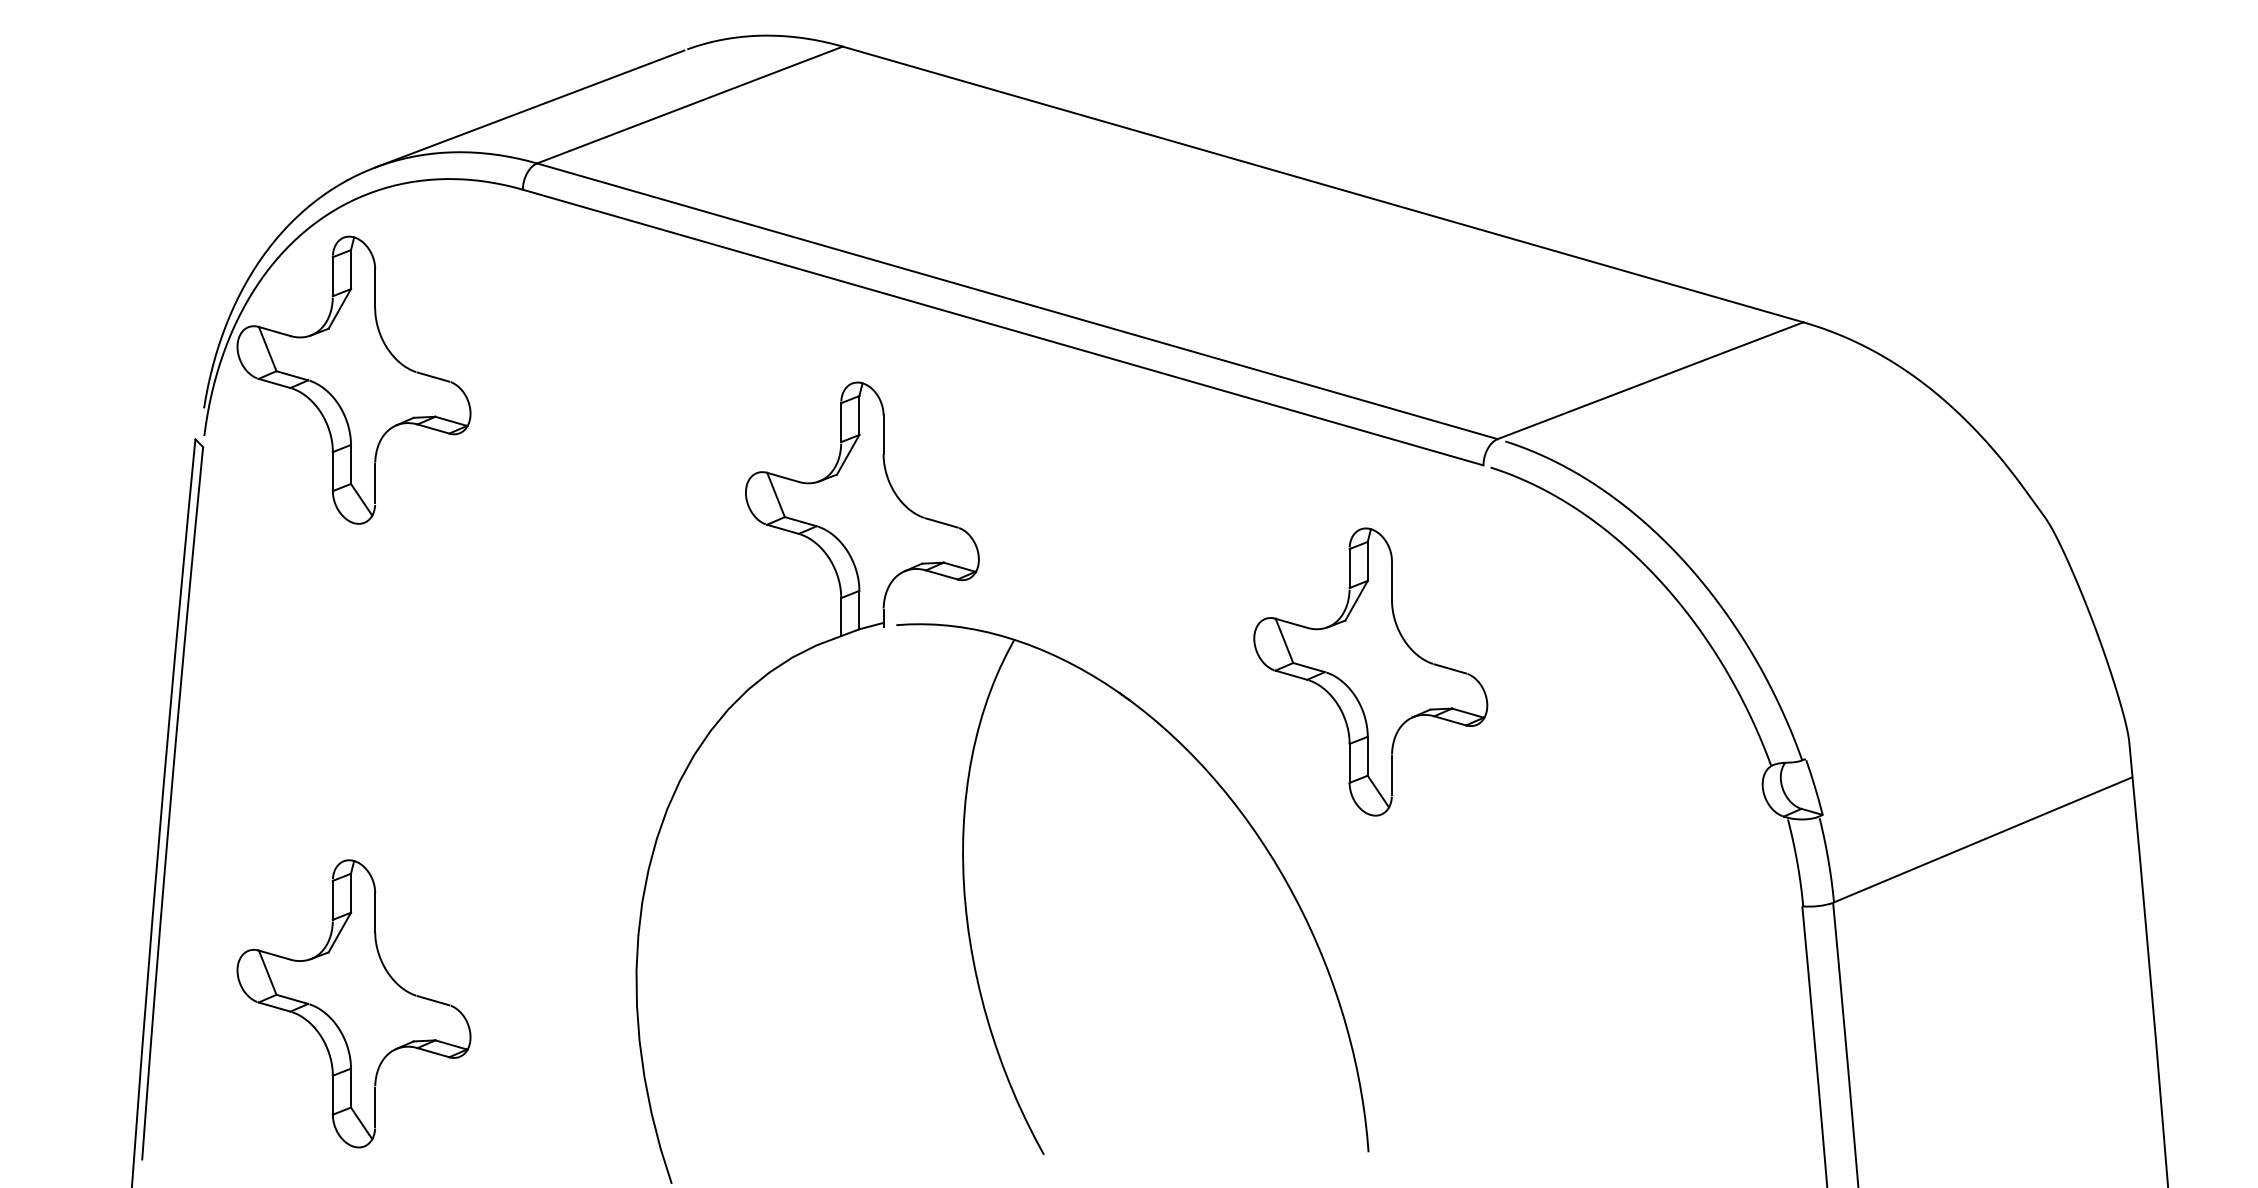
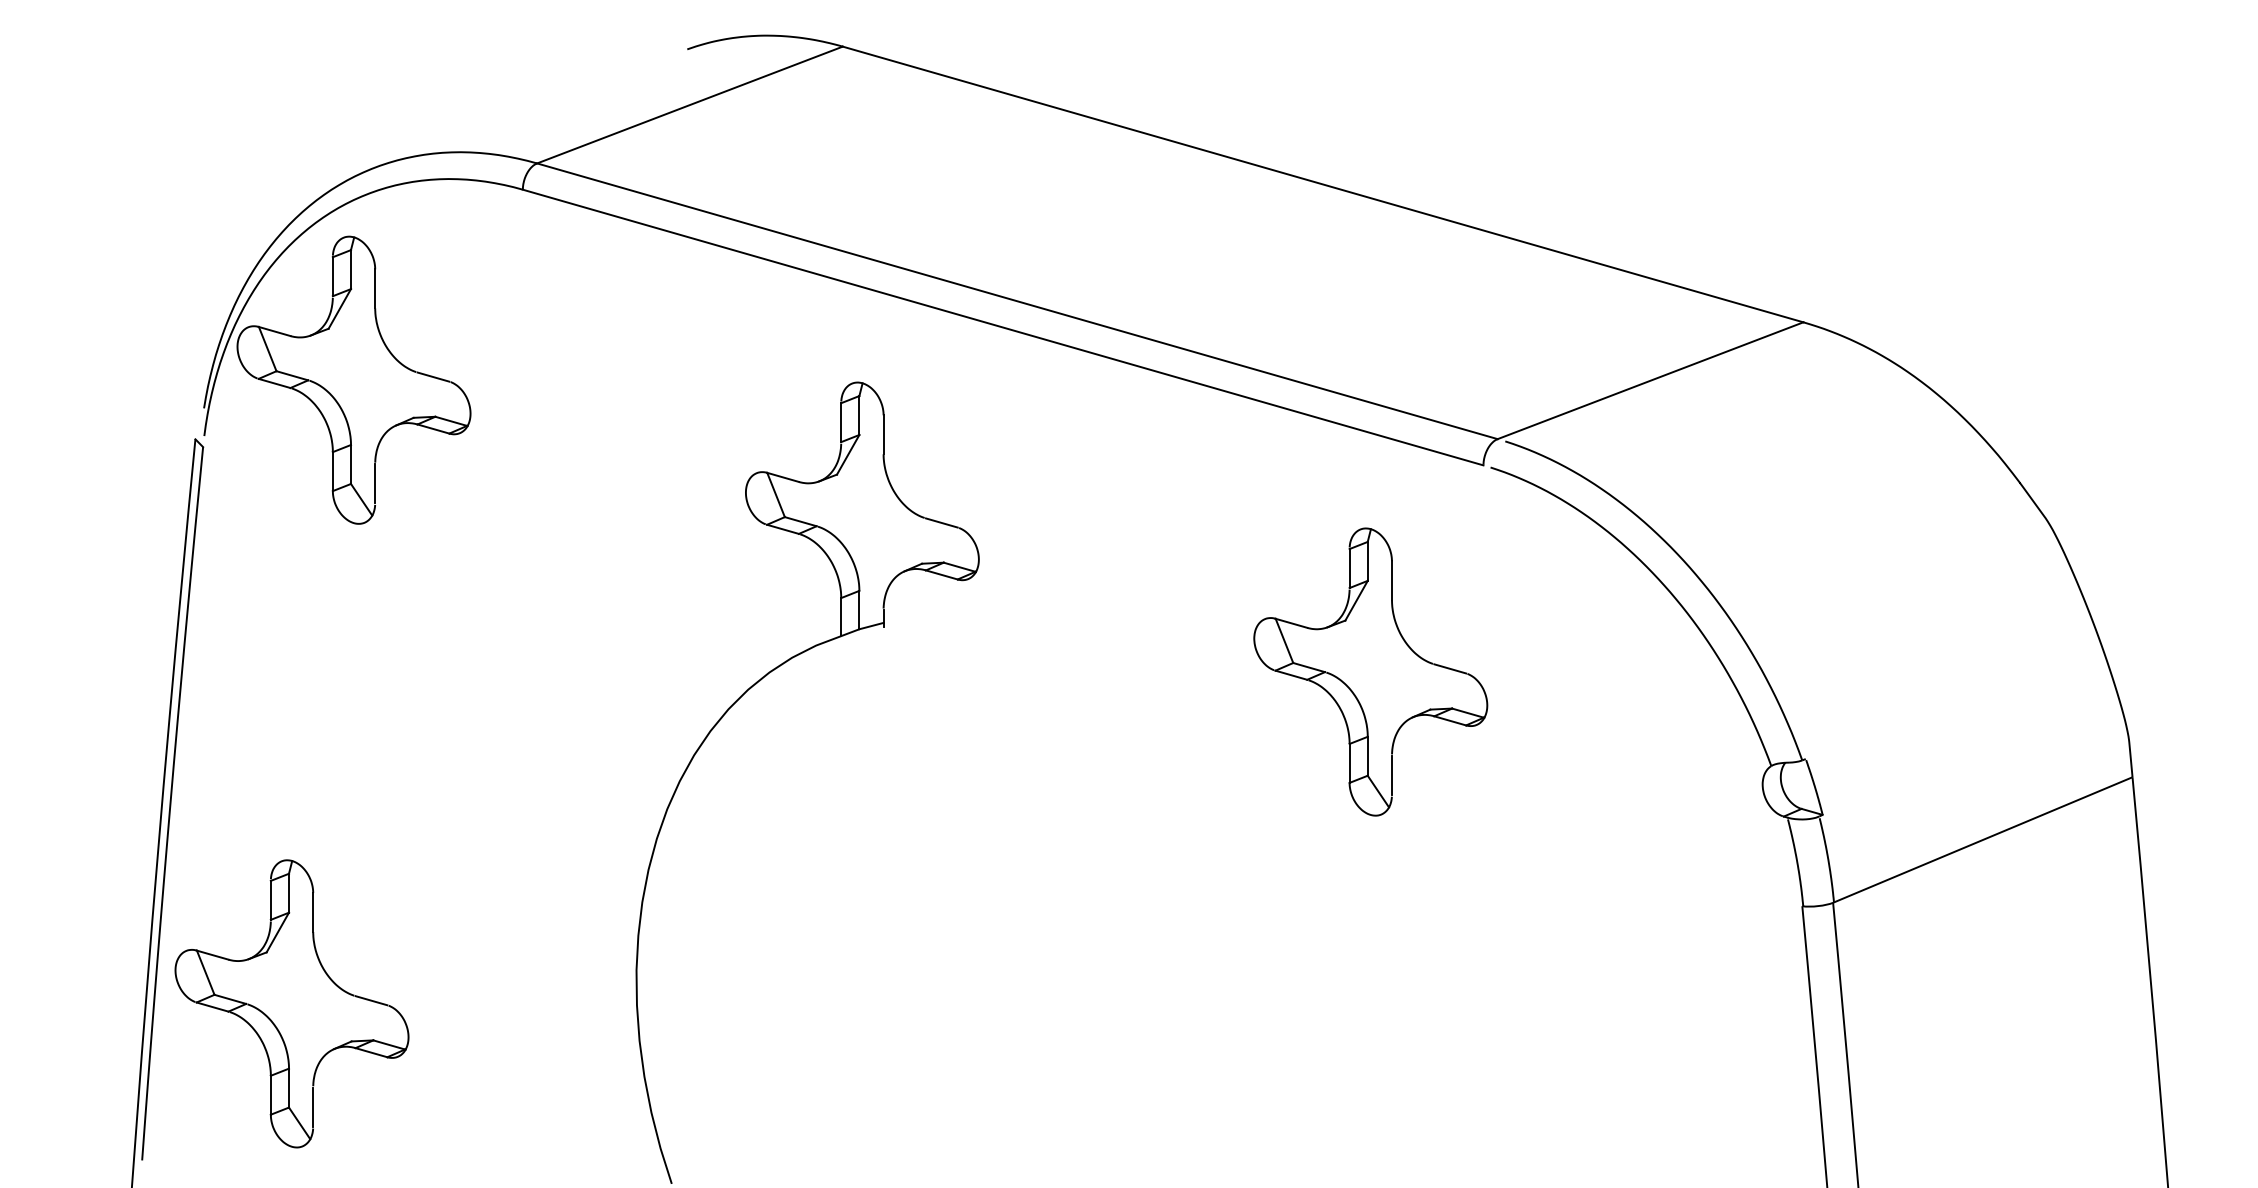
line: present -> none (529, 108)
part: present -> none (1237, 809)
part position: (353, 1003) -> (291, 1003) (291, 1003)
